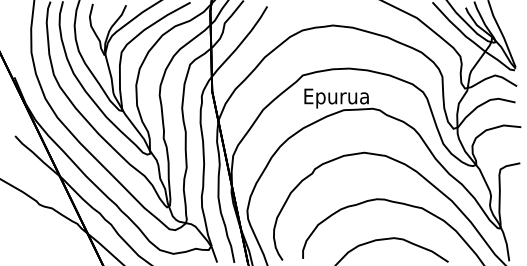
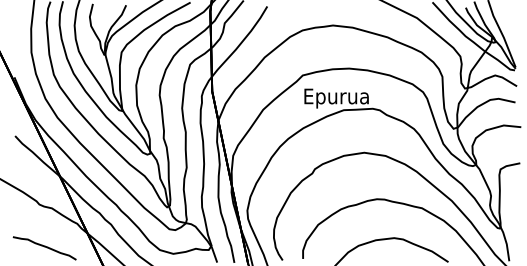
curve: none -> present (44, 247)
